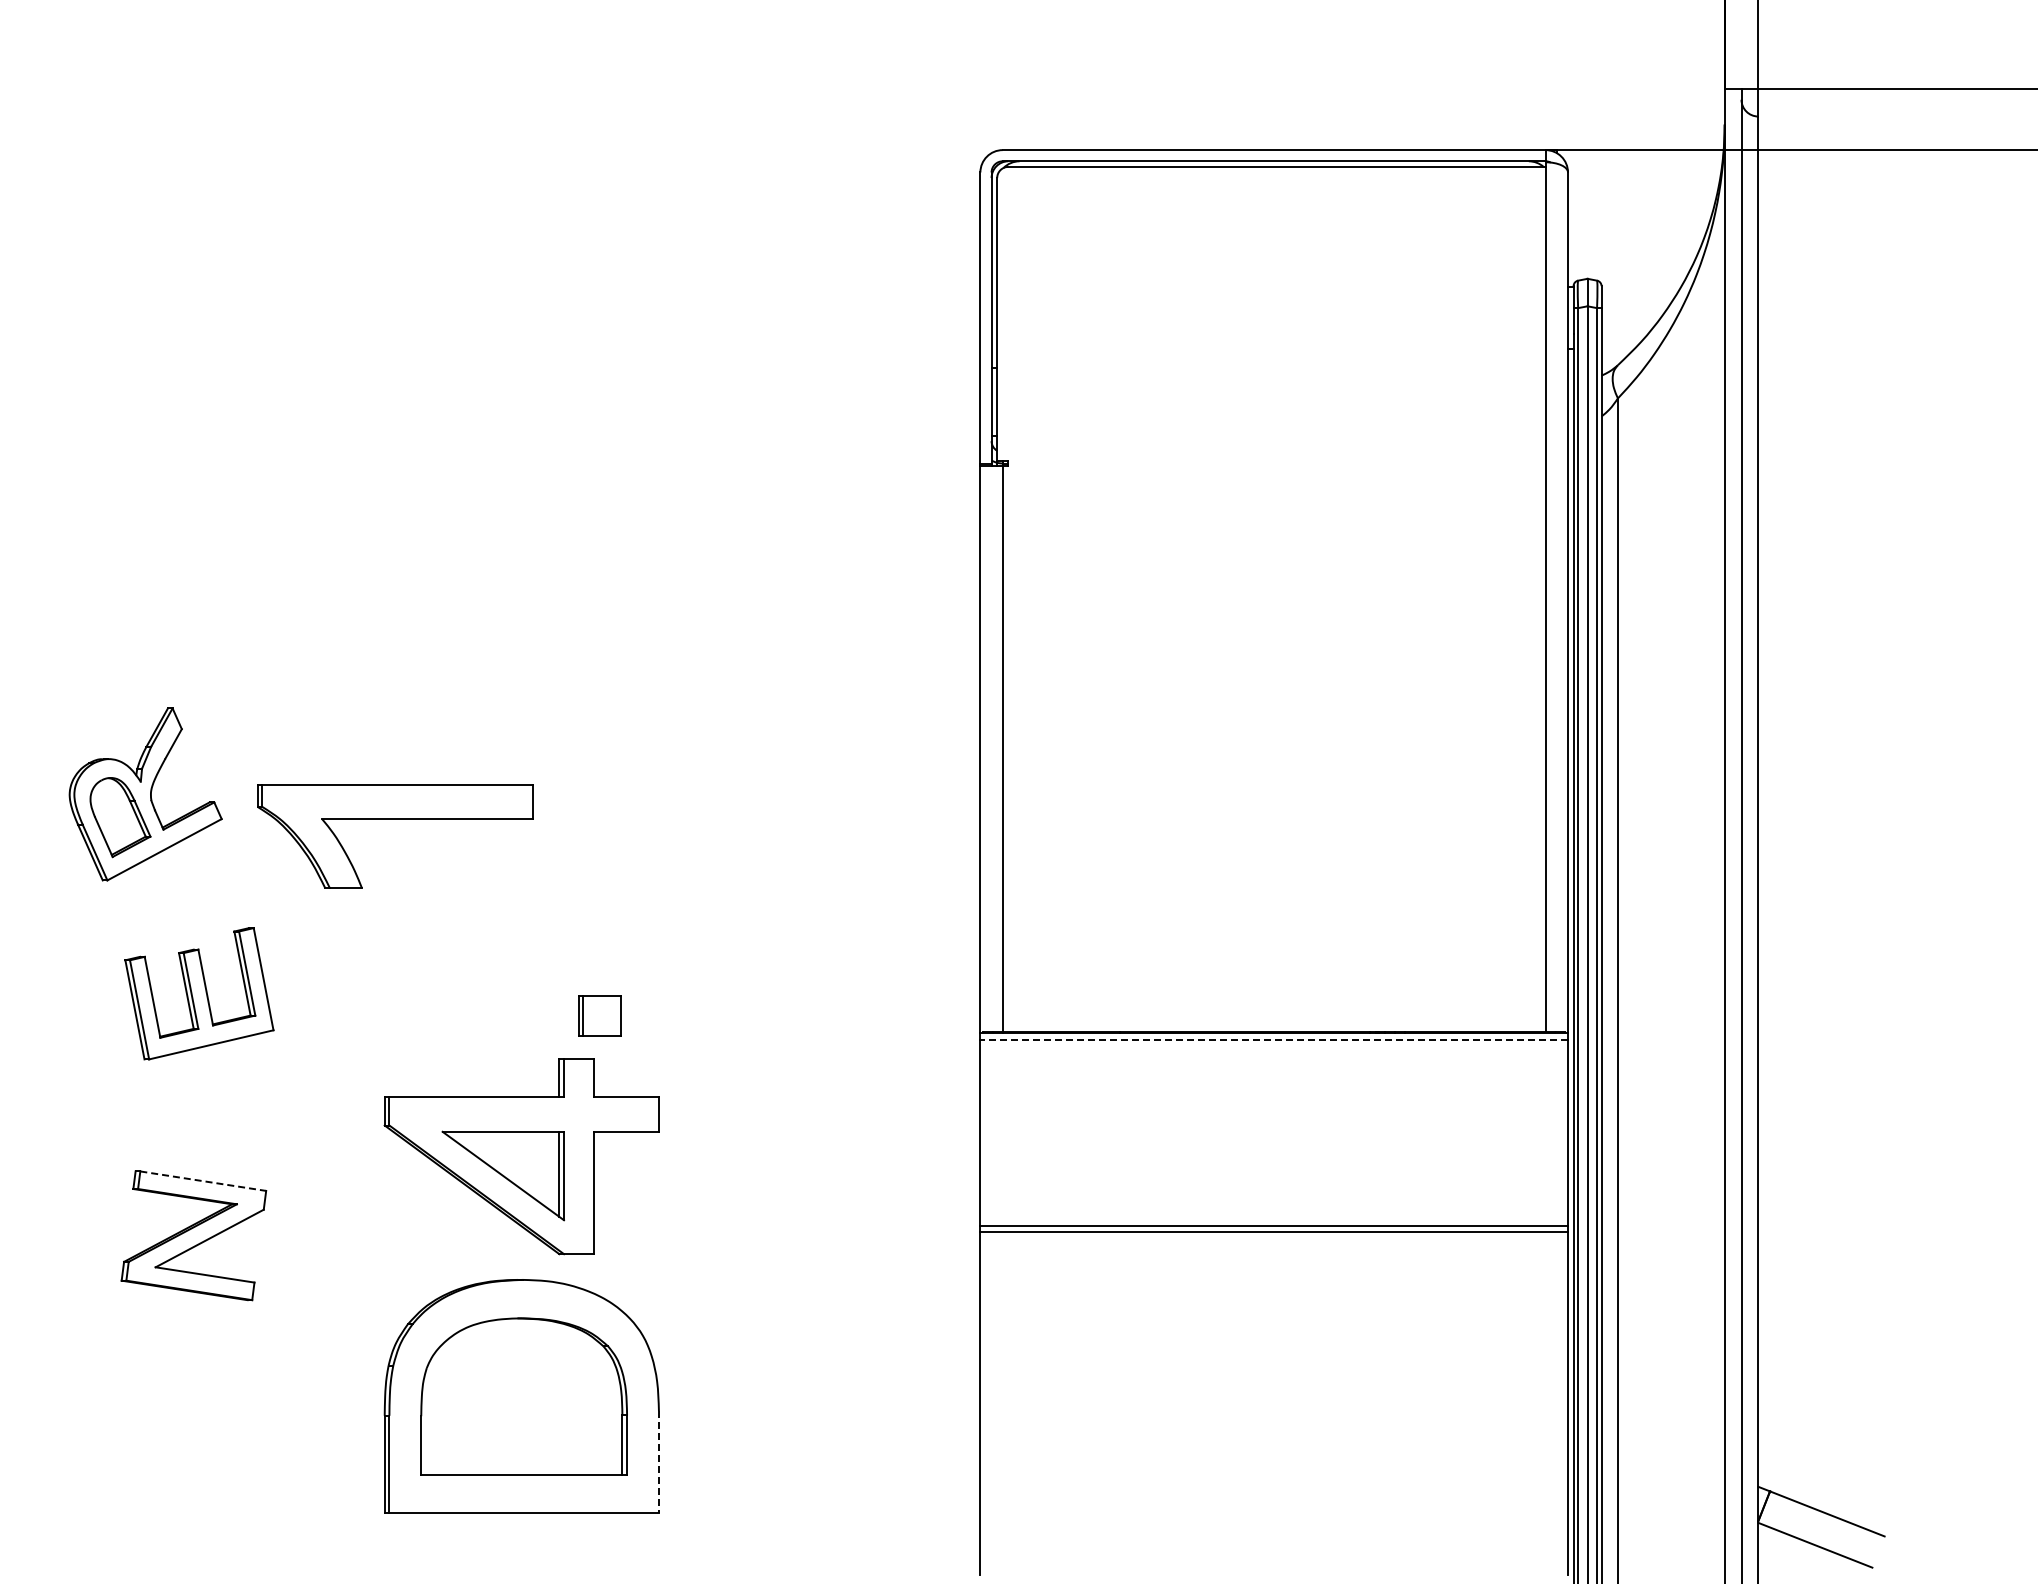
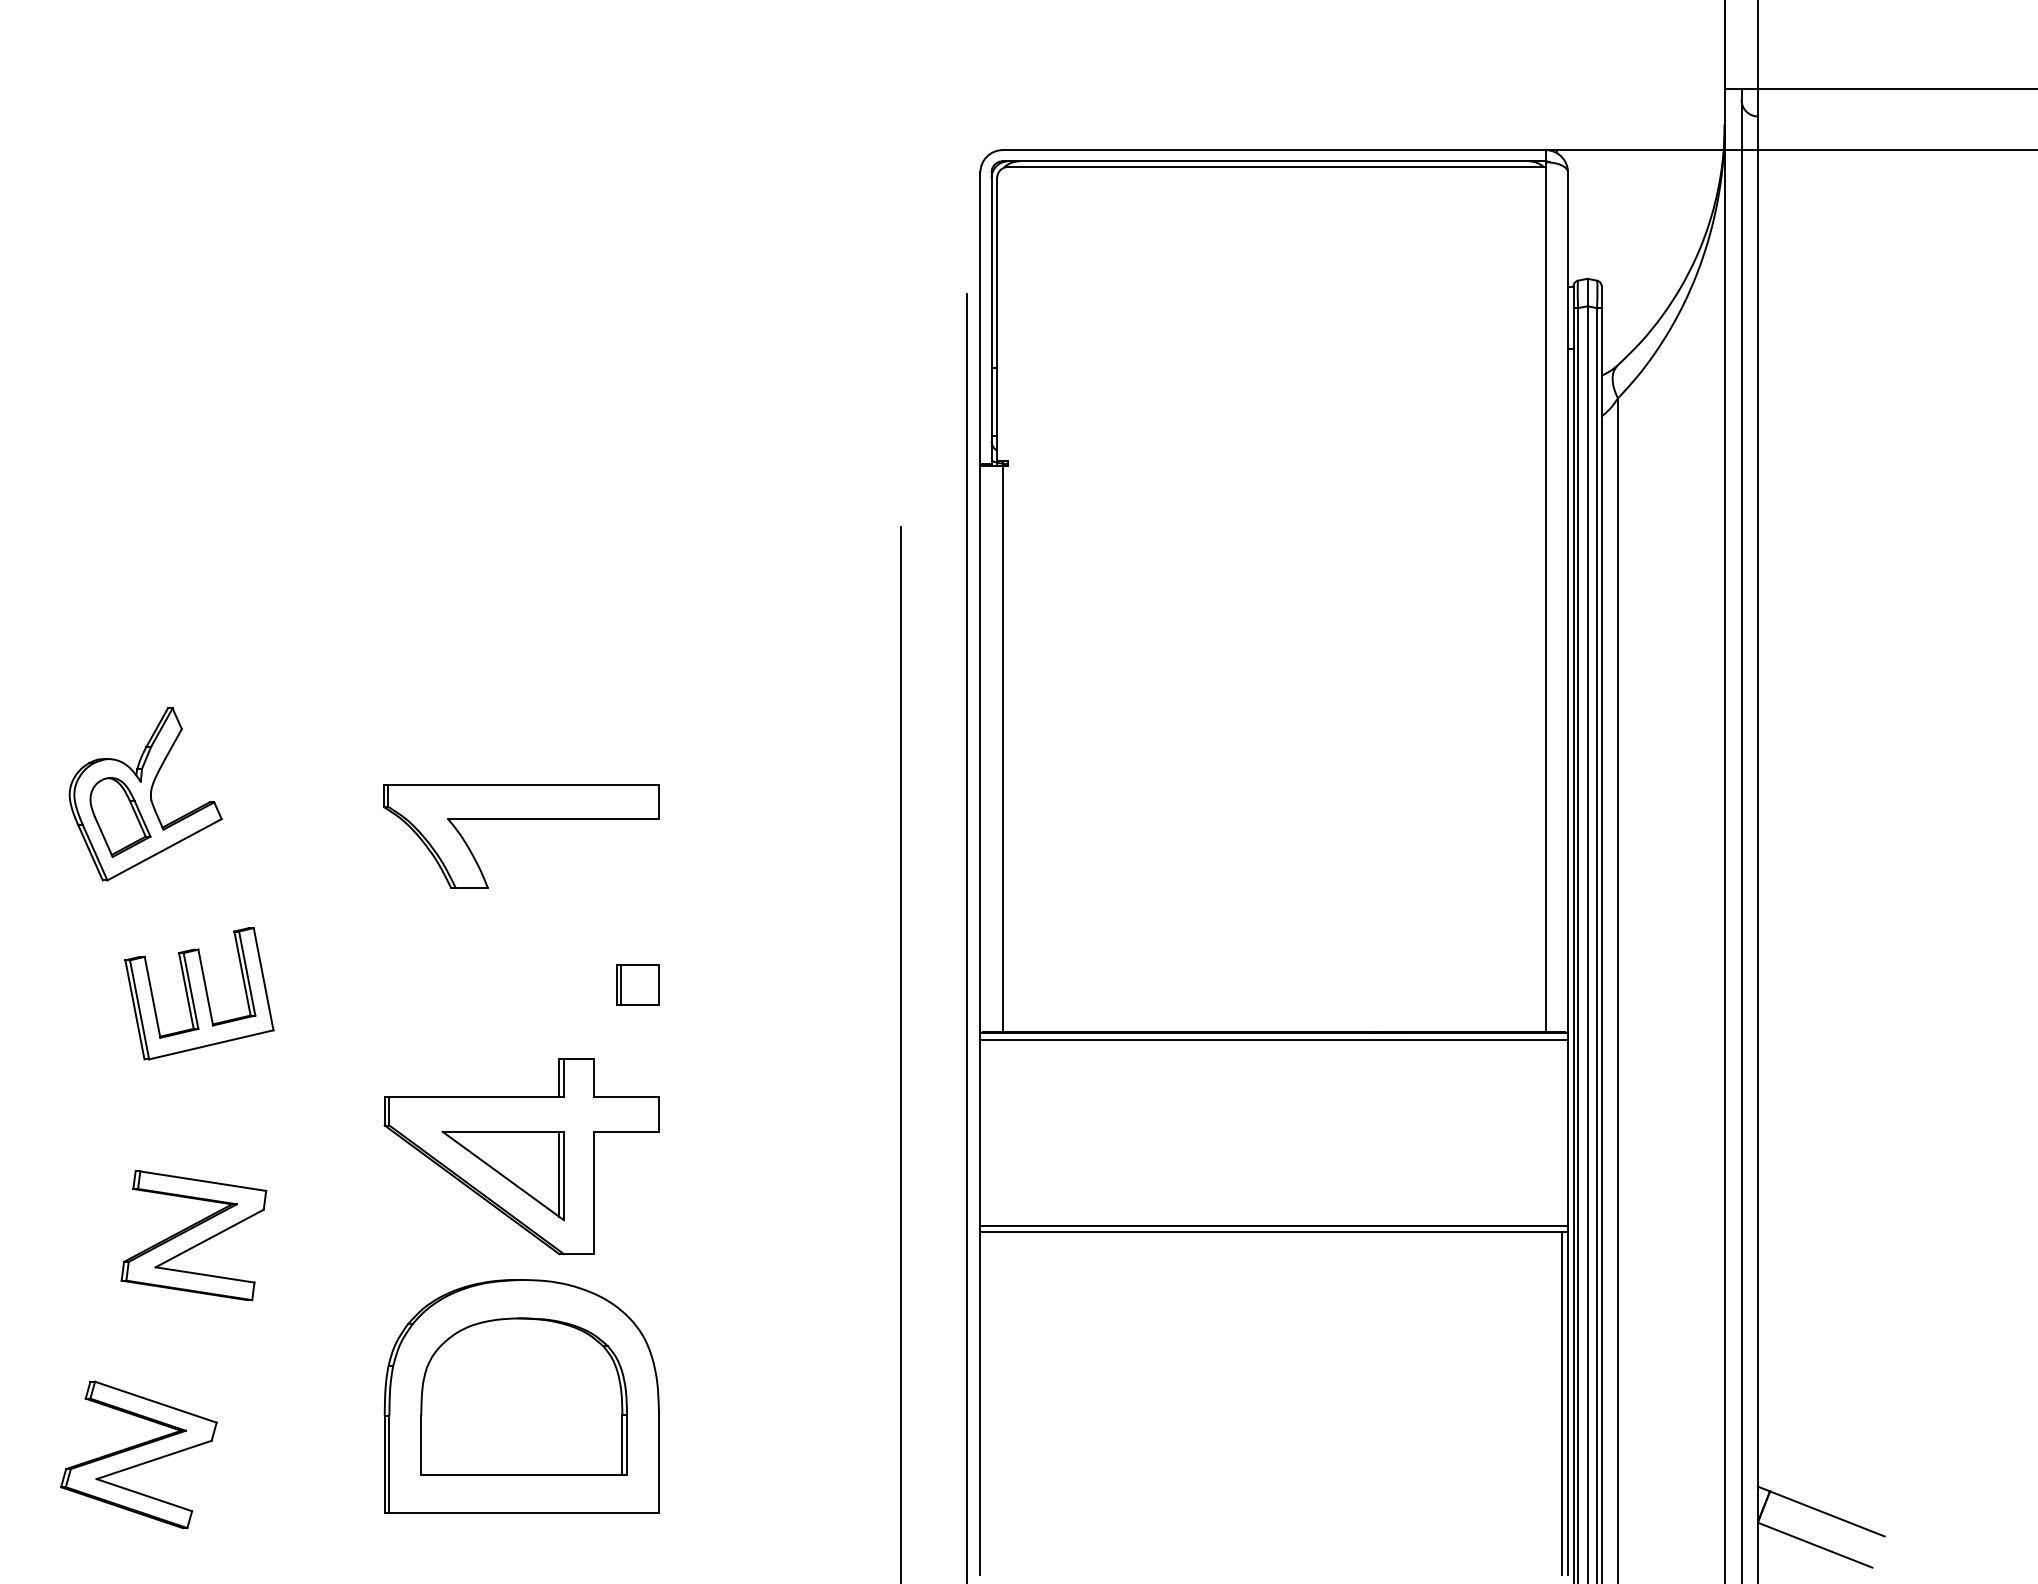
part position: (395, 819) -> (521, 819) (521, 819)
line: none -> present (966, 936)
part position: (599, 1015) -> (637, 984) (637, 984)
line: dashed -> solid (1274, 1039)
line: none -> present (901, 1053)
line: dashed -> solid (203, 1181)
line: none -> present (1562, 1403)
part: none -> present (138, 1454)
line: dashed -> solid (658, 1461)
